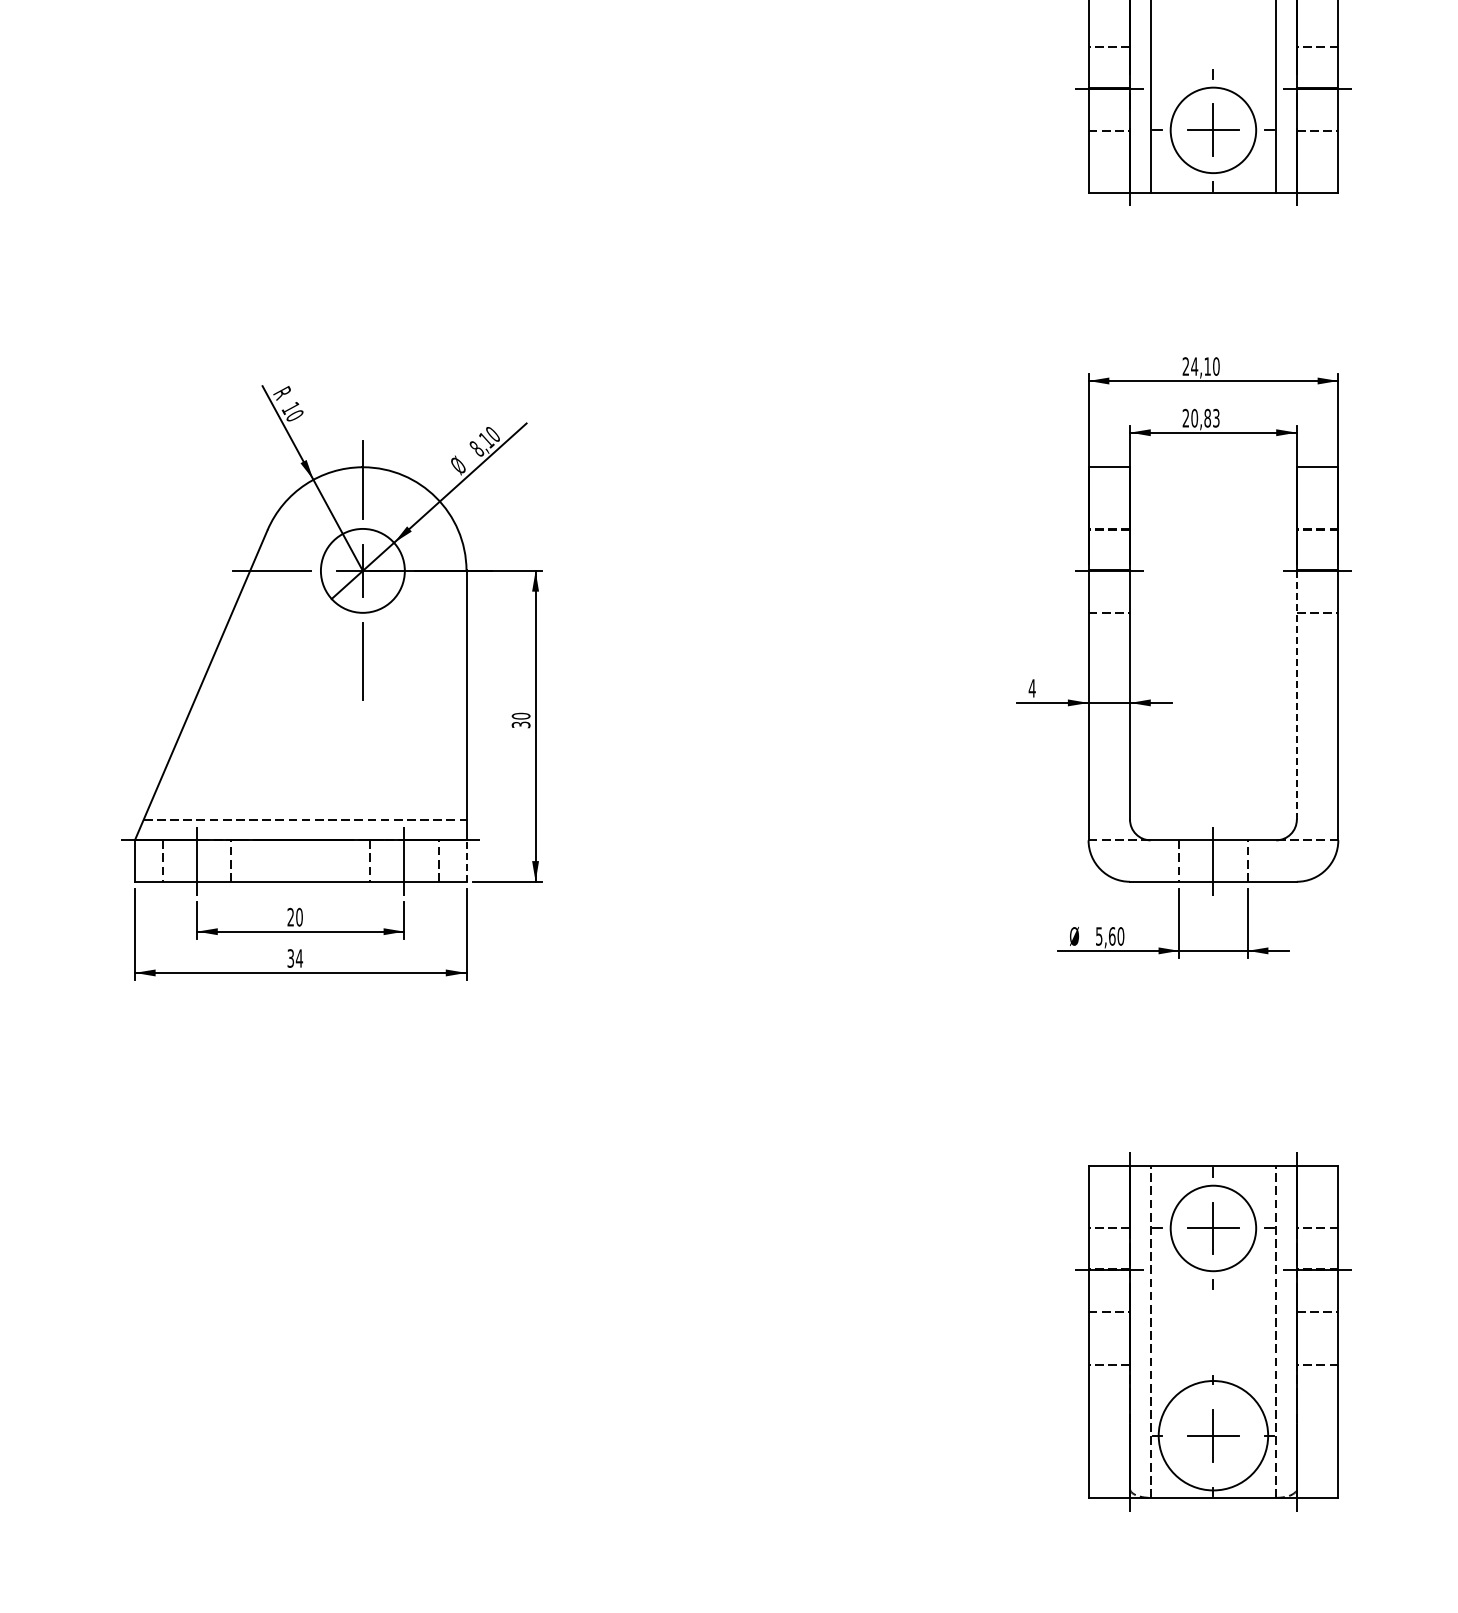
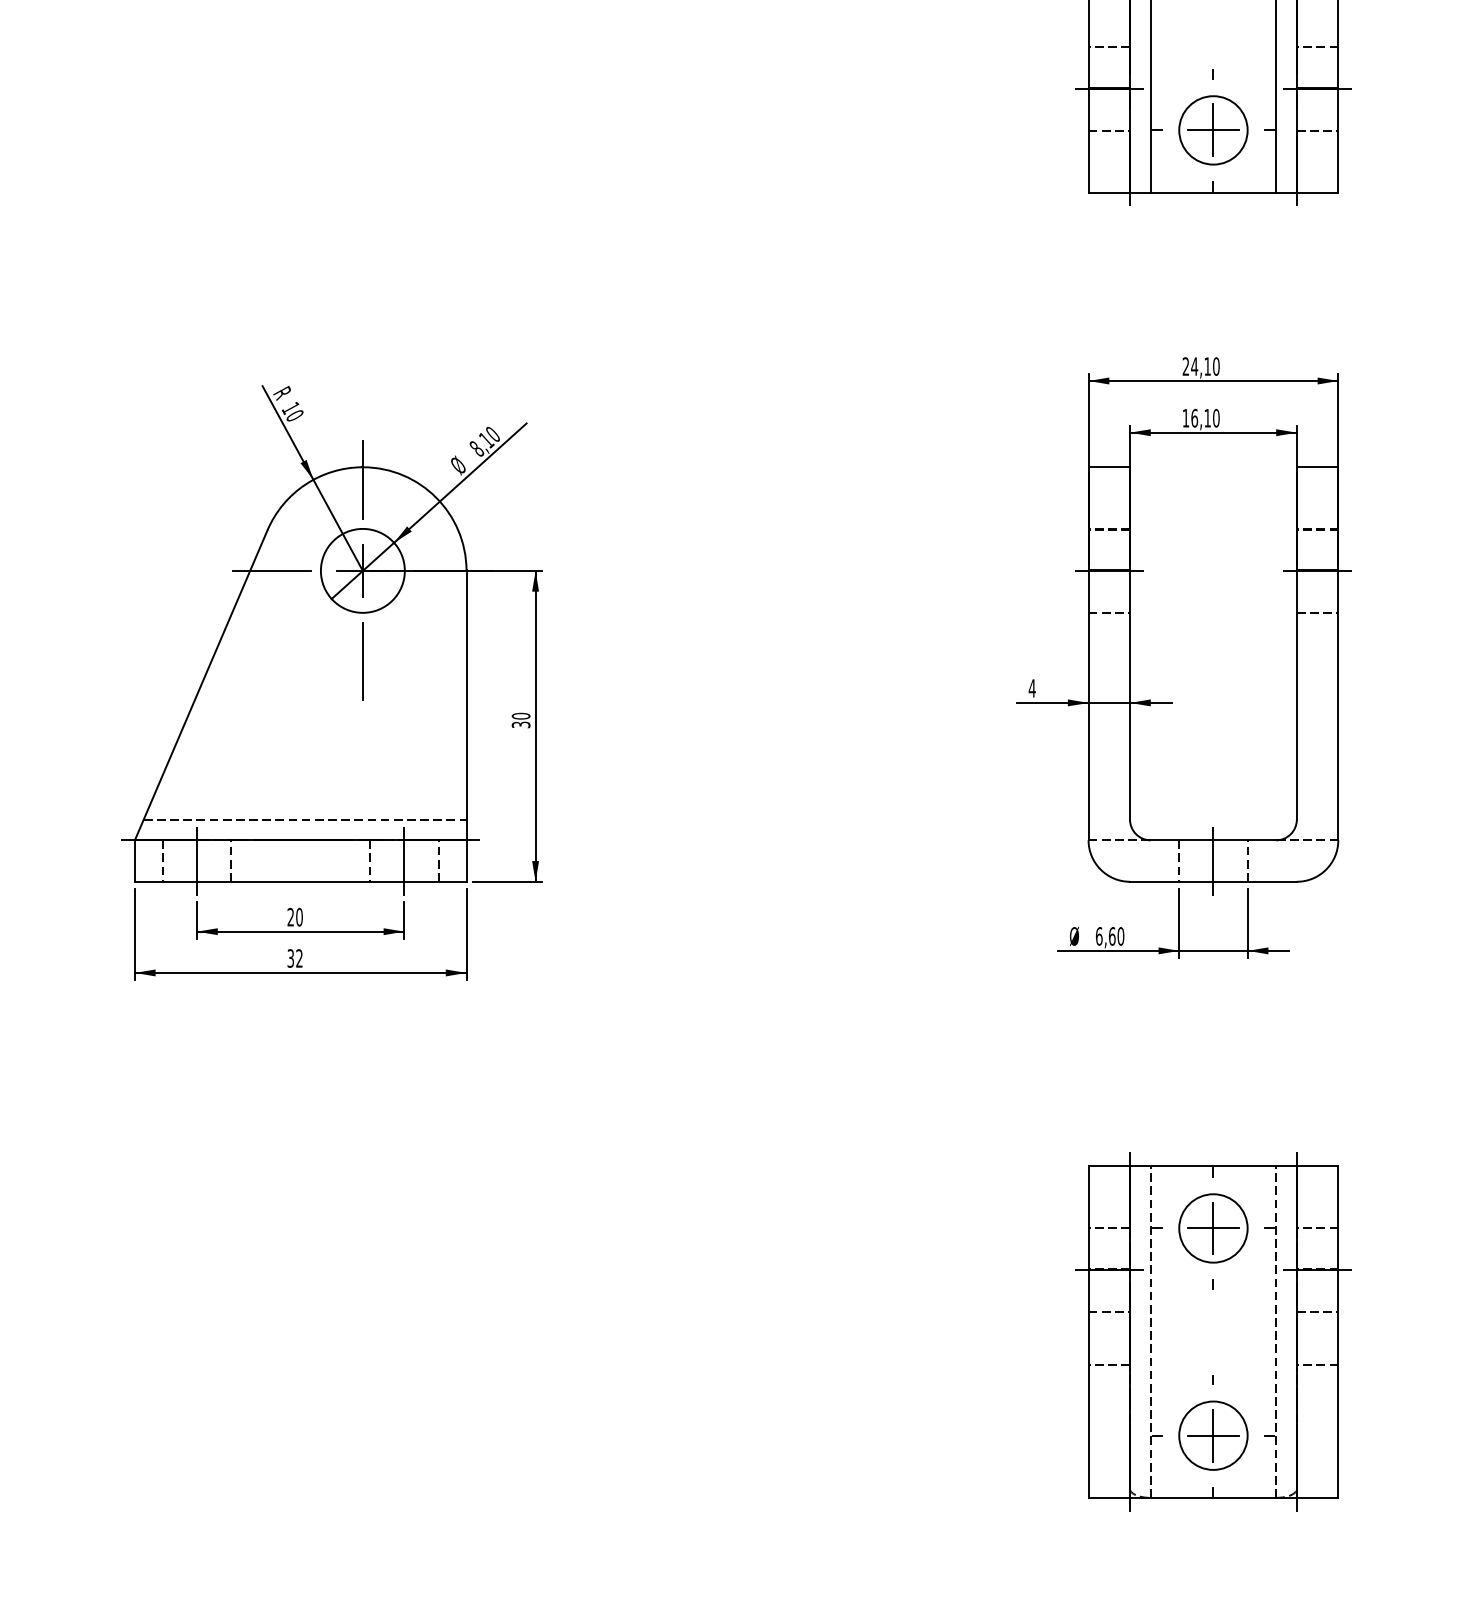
circle diameter: 85 px -> 68 px (1213, 130)
text: 20,83 -> 16,10 (1200, 417)
line: dashed -> solid (1296, 694)
line: dashed -> solid (466, 861)
text: 5,60 -> 6,60 (1099, 936)
text: 34 -> 32 (299, 958)
circle diameter: 85 px -> 68 px (1213, 1228)
circle diameter: 109 px -> 68 px (1213, 1435)
